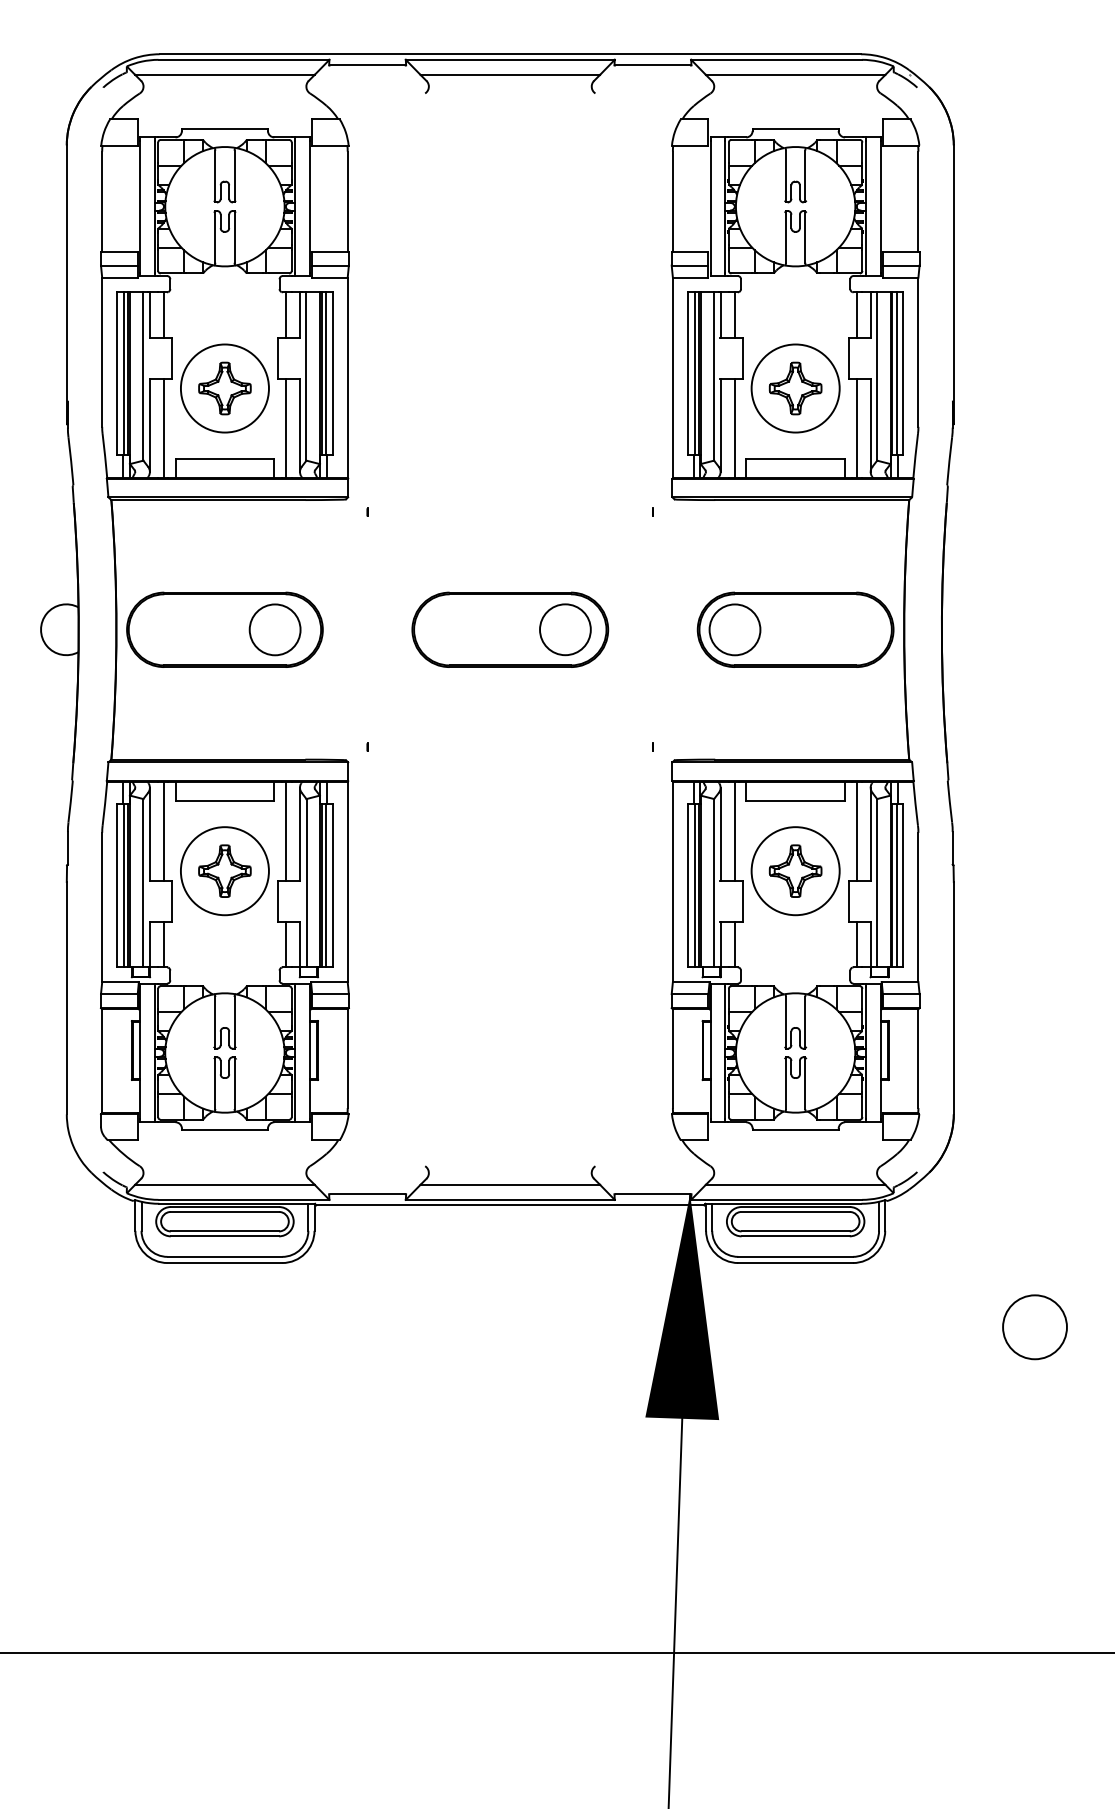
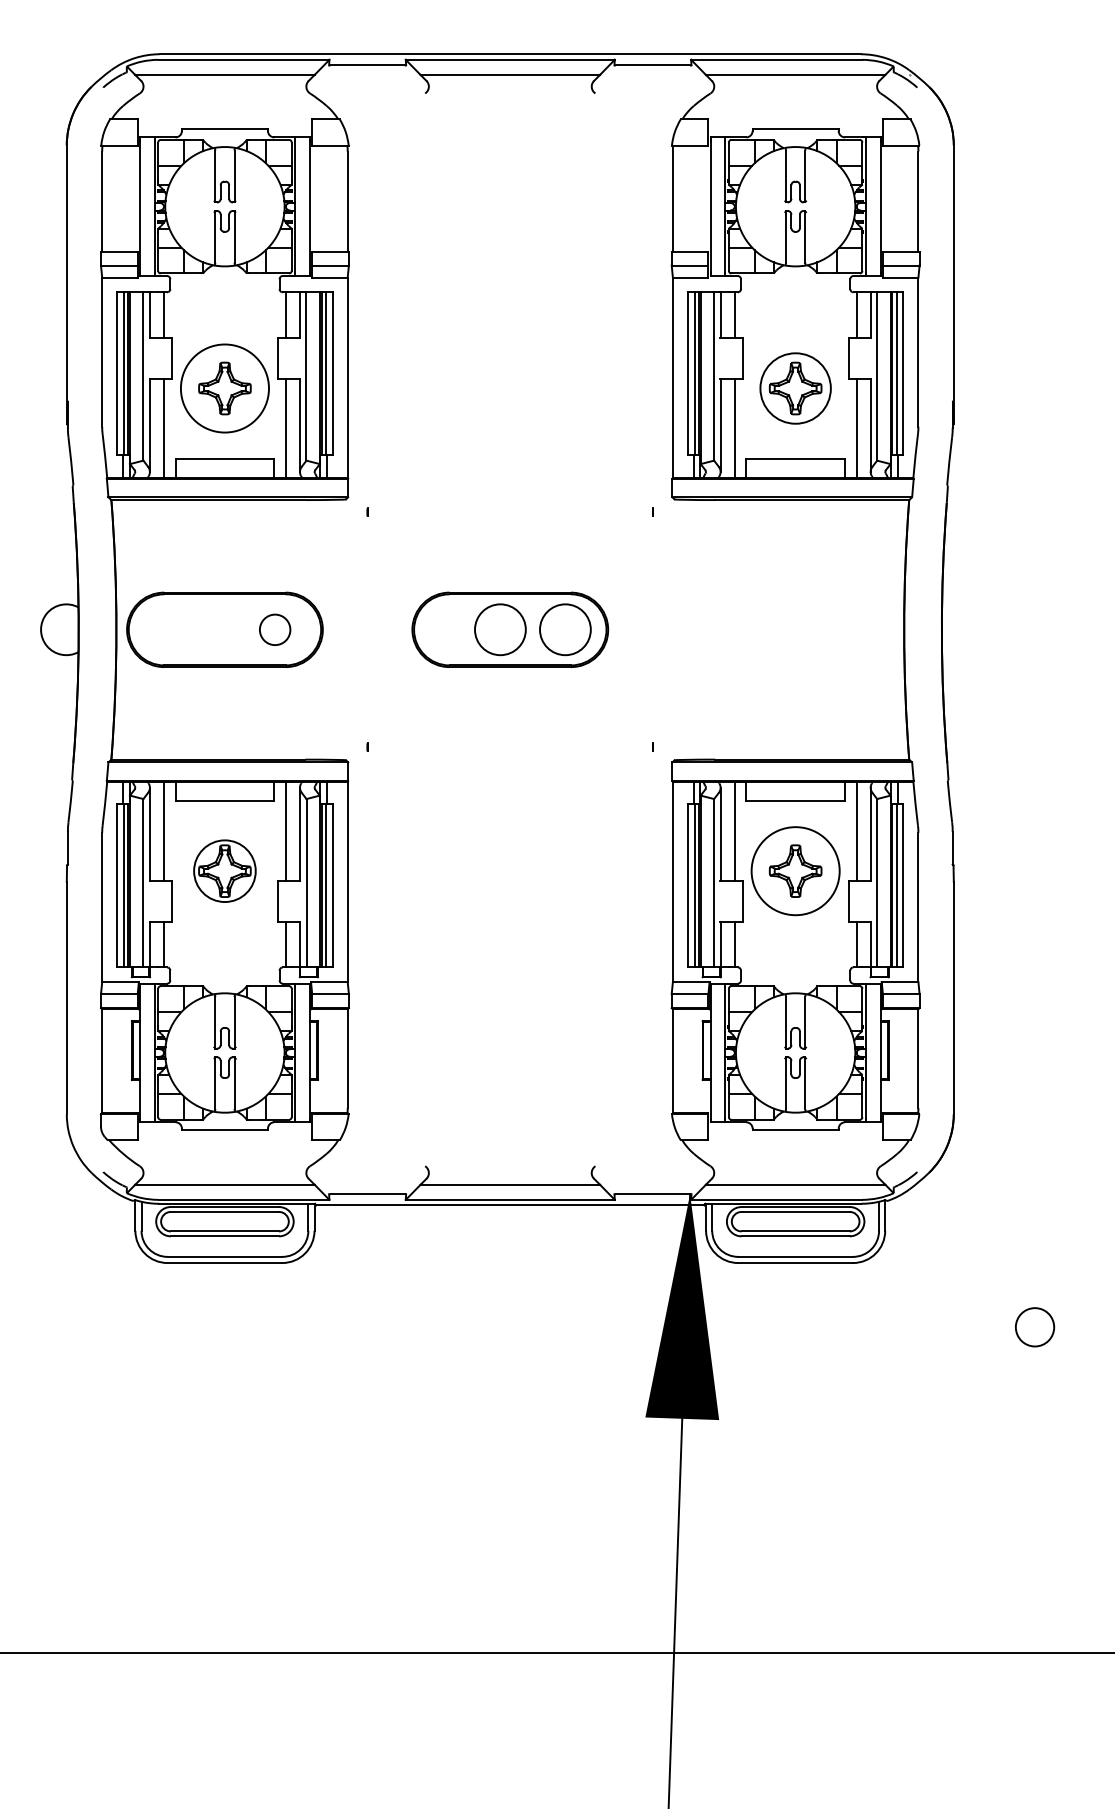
circle diameter: 88 px -> 70 px (795, 388)
circle diameter: 51 px -> 30 px (274, 629)
circle: none -> present (500, 629)
part: present -> none (795, 629)
circle diameter: 88 px -> 62 px (224, 871)
circle diameter: 64 px -> 38 px (1034, 1327)
